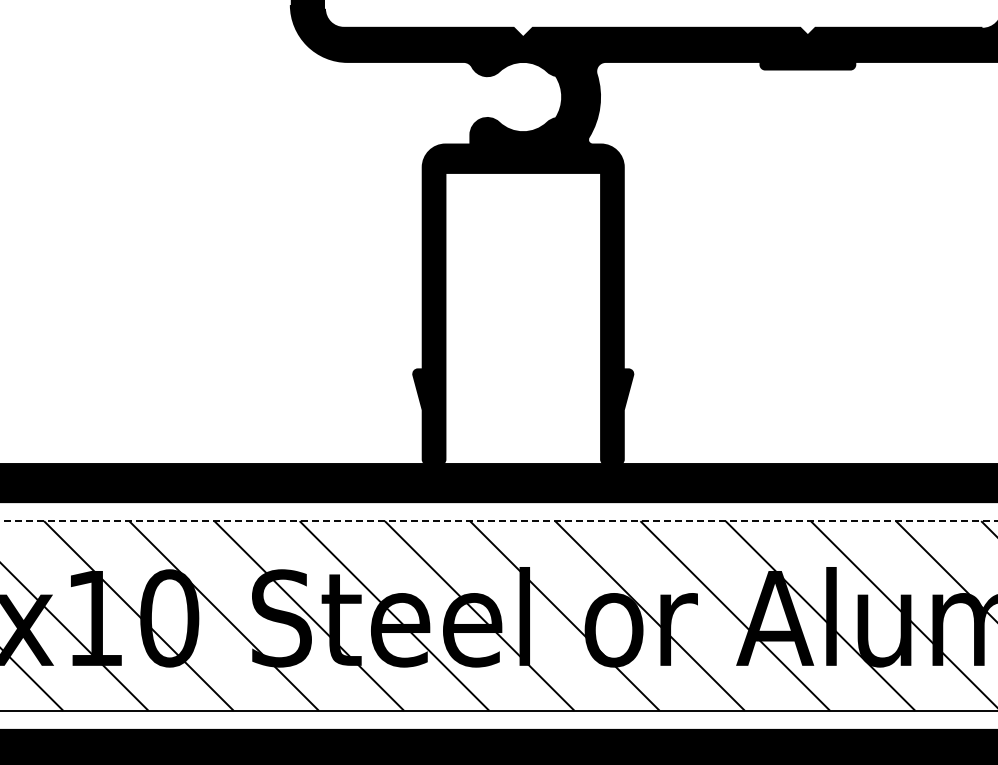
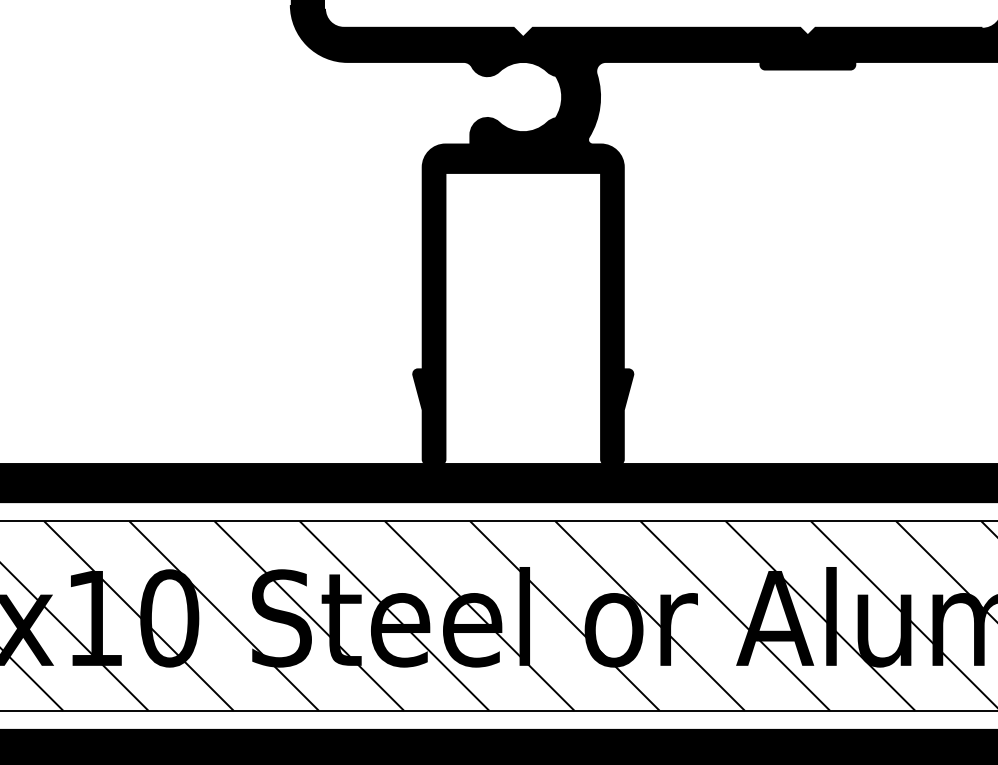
line: dashed -> solid (498, 521)
